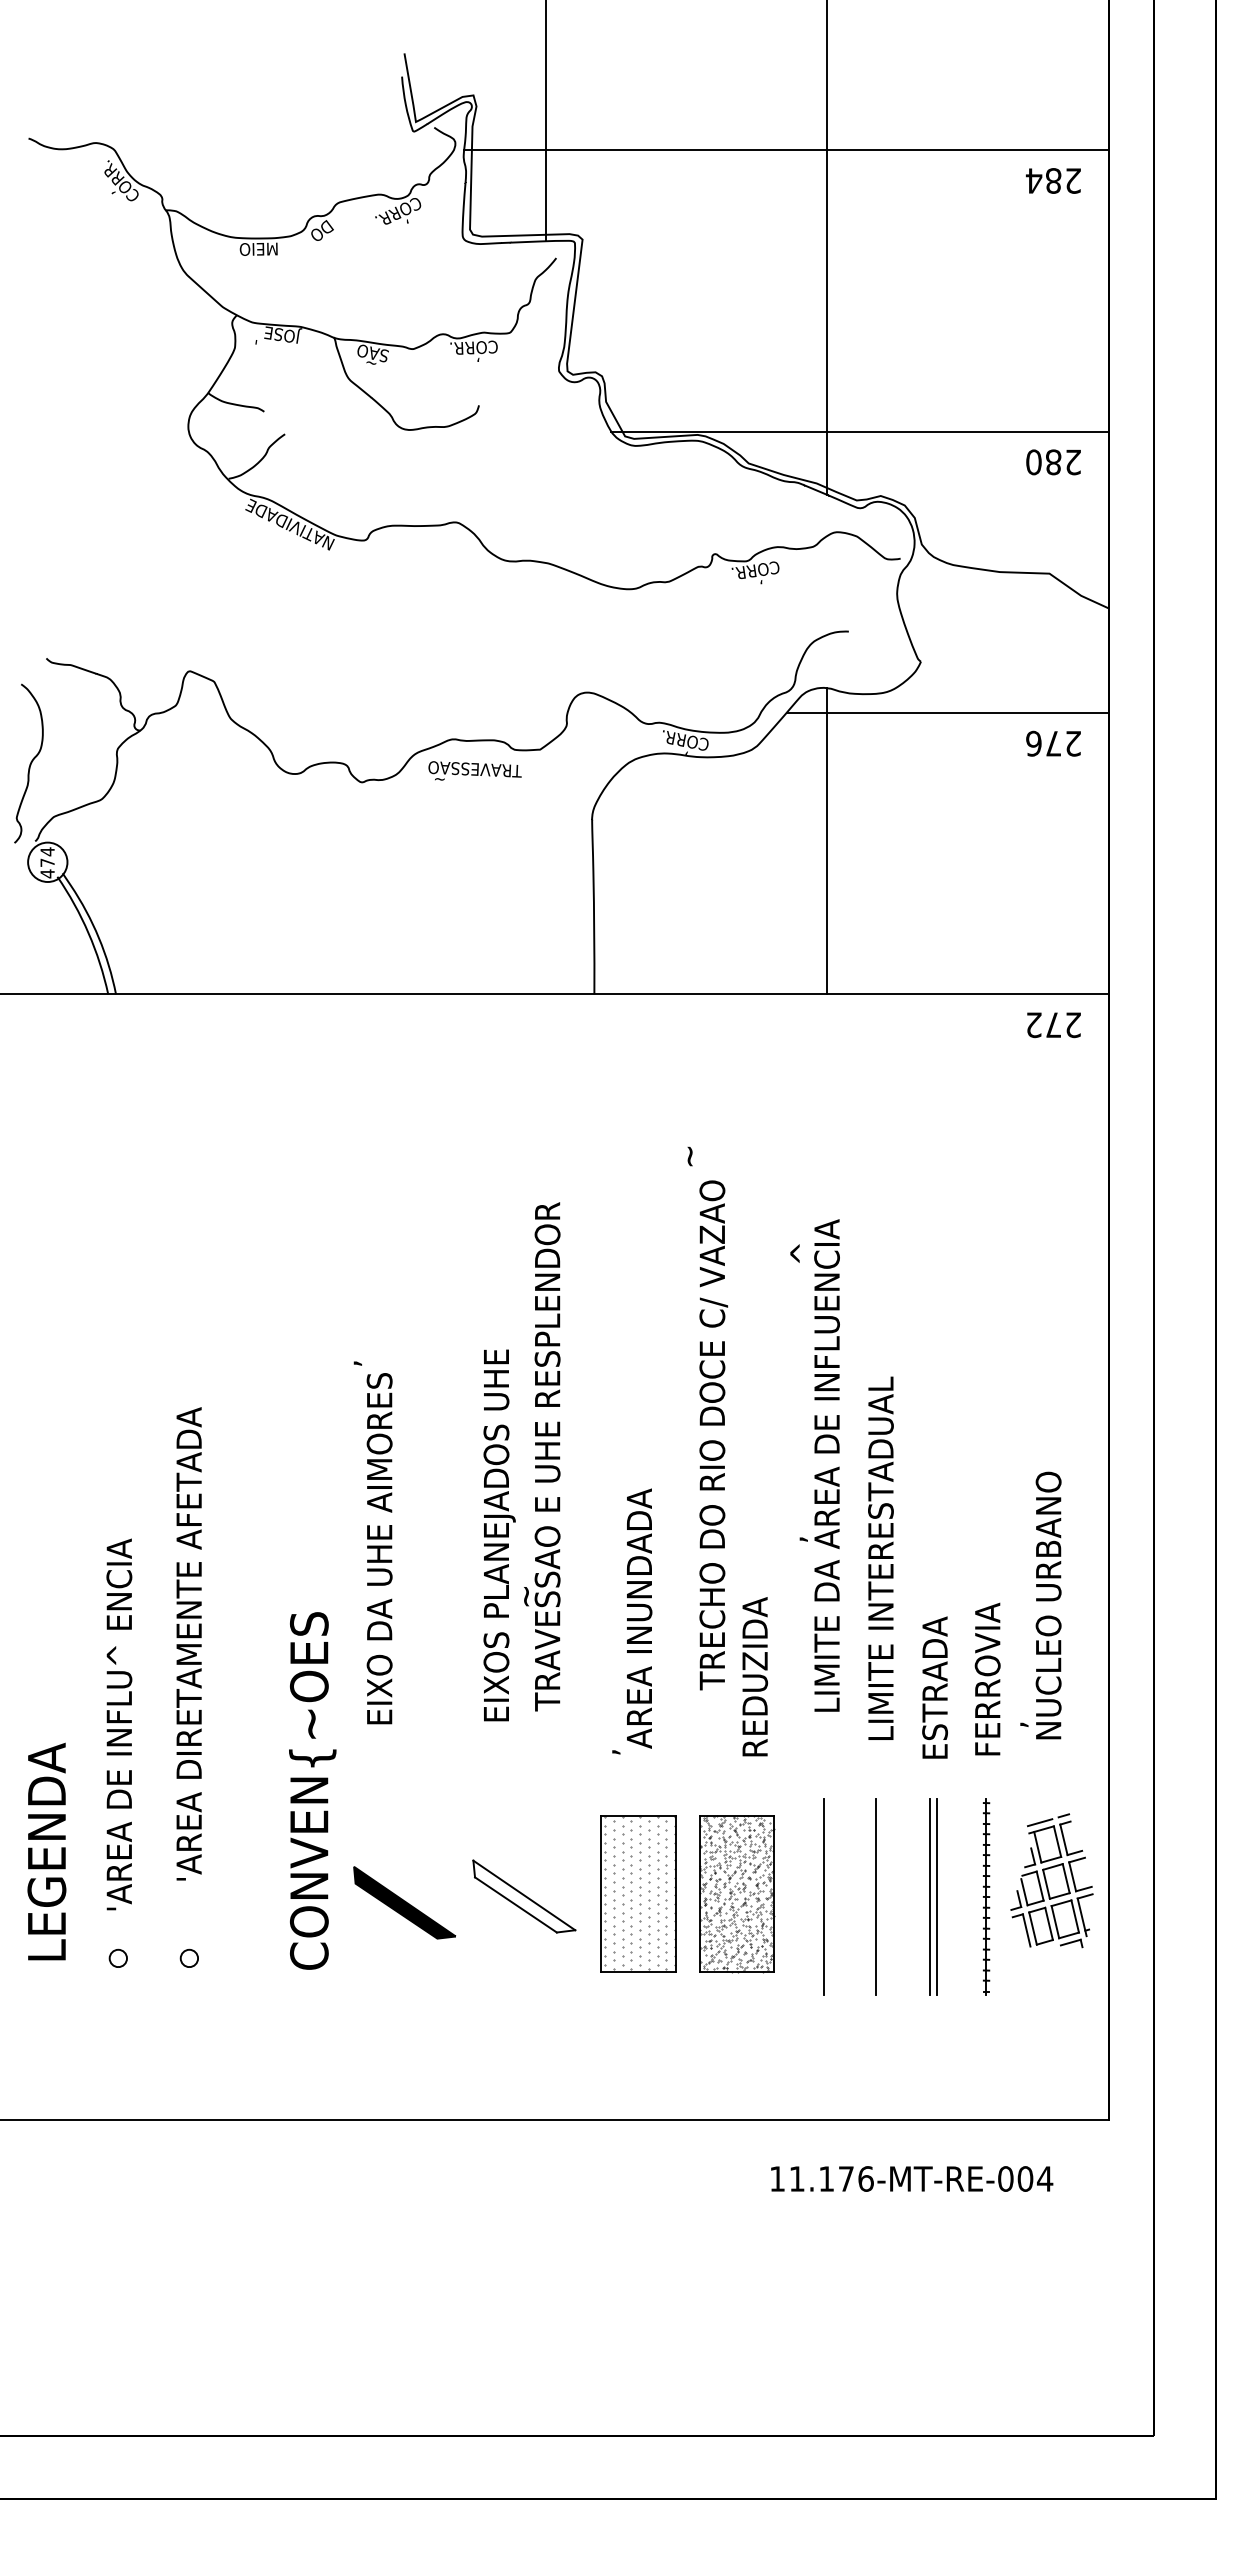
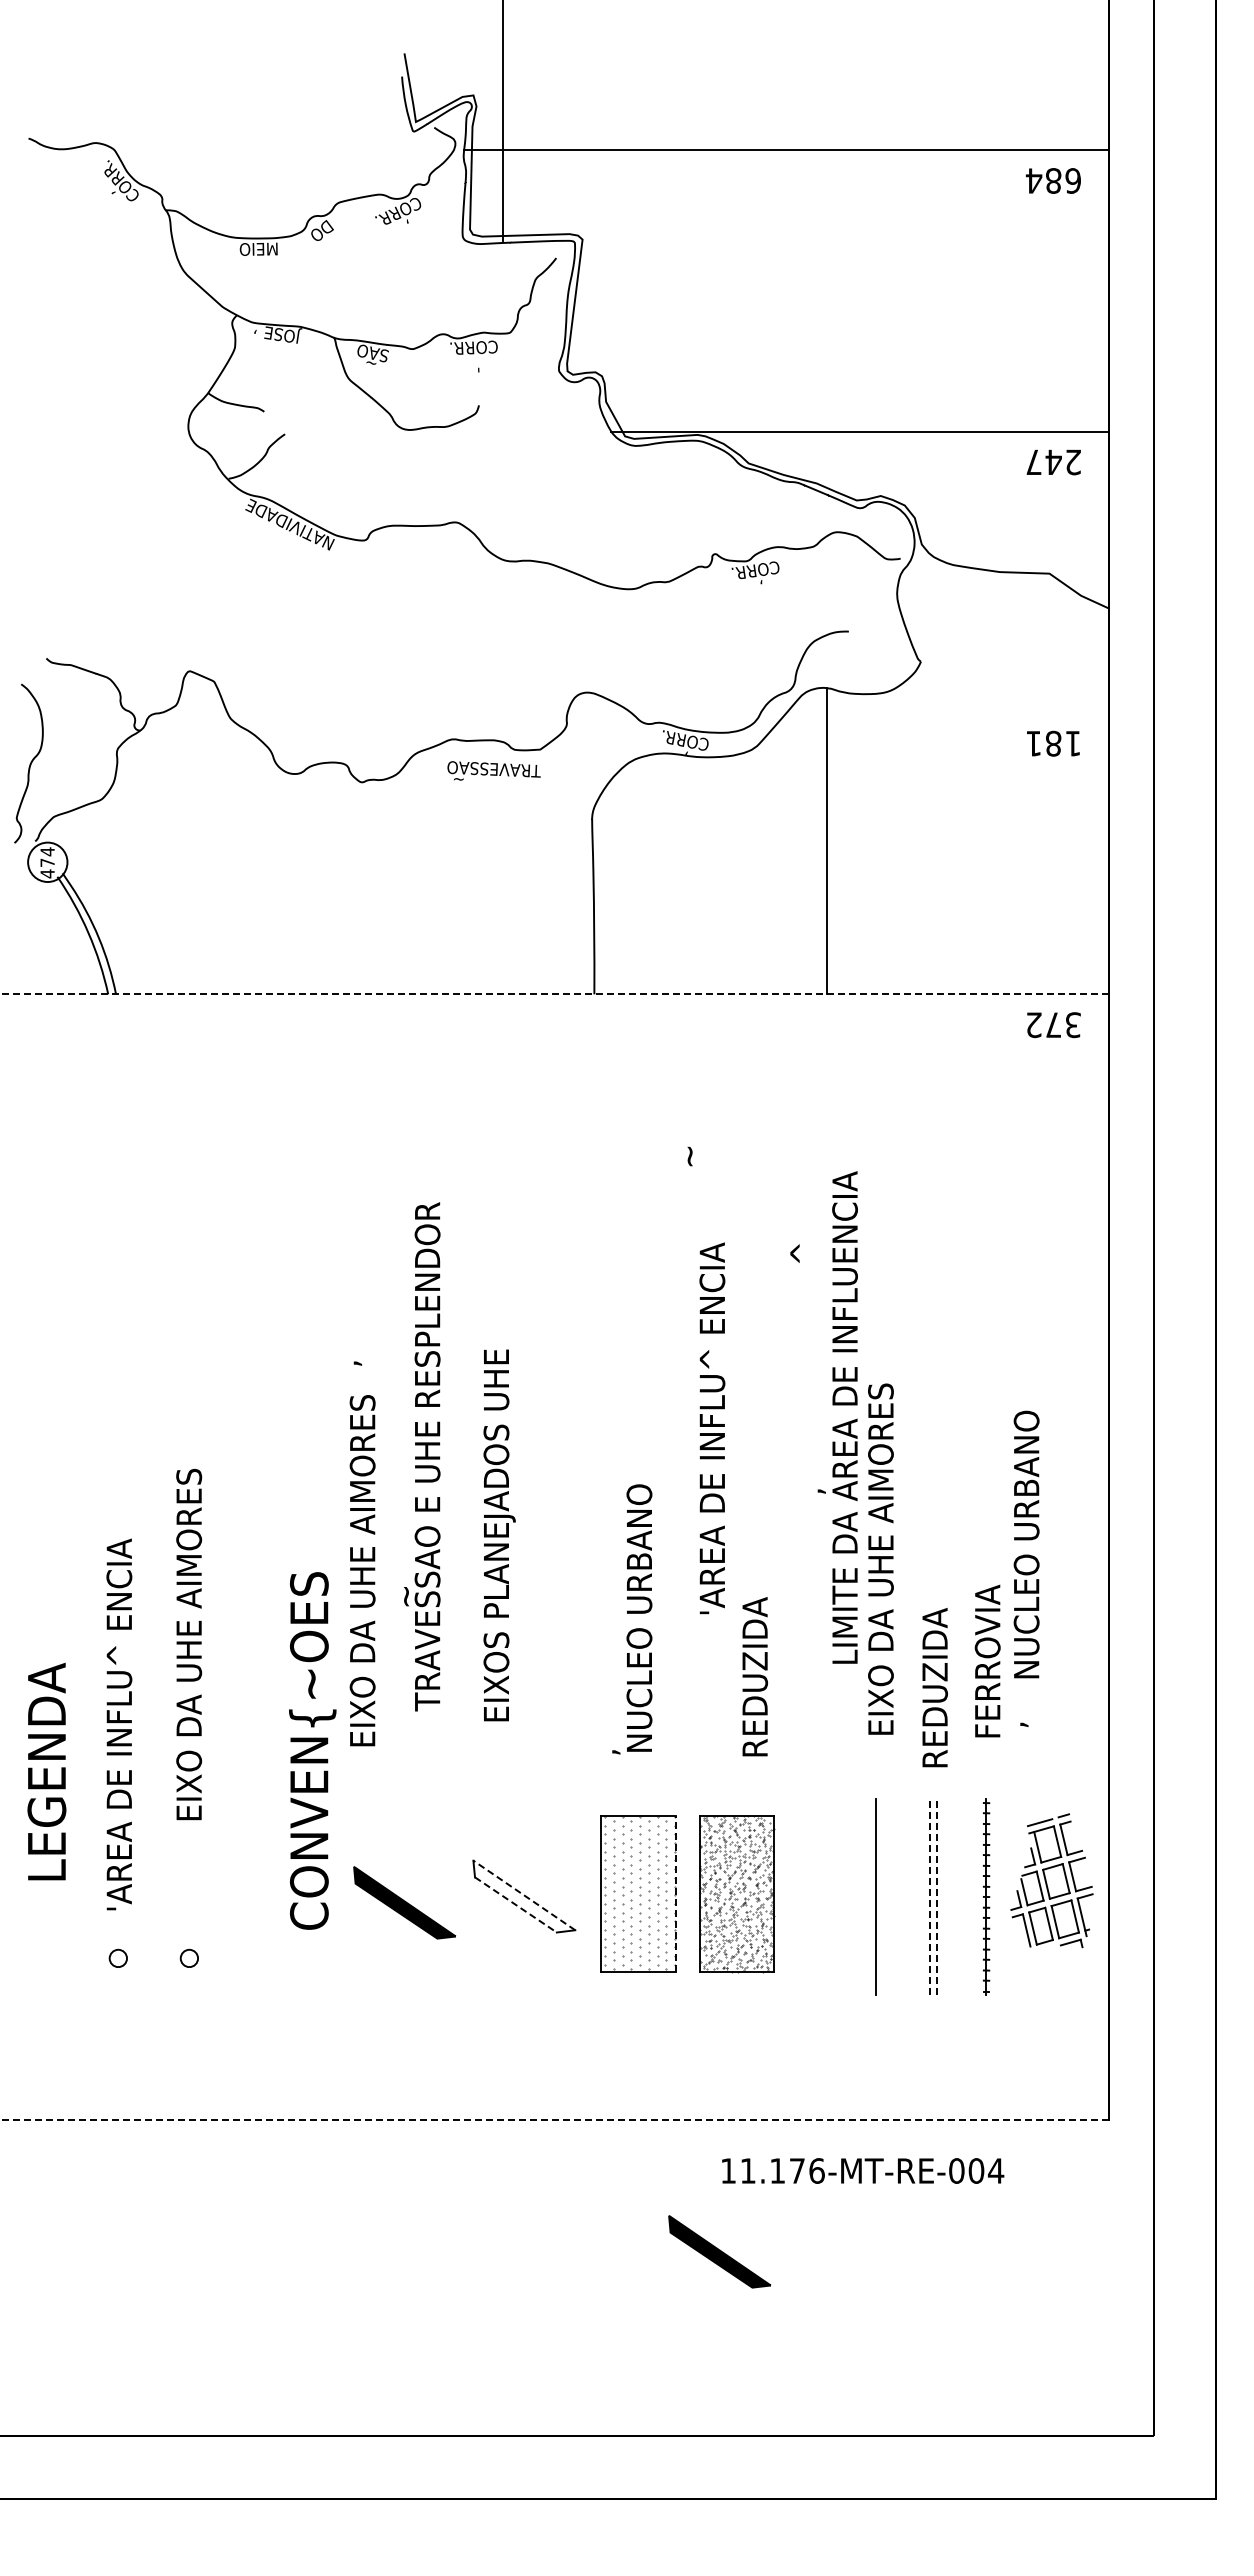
line position: (545, 121) -> (502, 121) (502, 121)
text: 284 -> 684 (1072, 180)
line: present -> none (827, 248)
text: ' -> , (255, 336)
text: , -> ' (478, 364)
text: 280 -> 247 (1043, 462)
line: present -> none (947, 712)
text: 276 -> 181 (1053, 743)
text position: (474, 770) -> (493, 770) (493, 770)
line: solid -> dashed (553, 994)
text: 272 -> 372 (1073, 1024)
text: TRECHO DO RIO DOCE C/ VAZAO -> 'AREA DE INFLU^  ENCIA (713, 1435)
text position: (542, 1456) -> (422, 1456) (422, 1456)
text position: (819, 1465) -> (837, 1417) (837, 1417)
text position: (379, 1548) -> (362, 1570) (362, 1570)
text: LIMITE INTERESTADUAL -> EIXO DA UHE AIMORES (880, 1557)
text position: (1048, 1605) -> (1026, 1544) (1026, 1544)
text: AREA INUNDADA -> NUCLEO URBANO (639, 1617)
text: 'AREA DIRETAMENTE AFETADA -> EIXO DA UHE AIMORES (189, 1643)
text position: (987, 1678) -> (987, 1660) (987, 1660)
text: ESTRADA -> REDUZIDA (934, 1687)
text position: (312, 1790) -> (312, 1750) (312, 1750)
text position: (46, 1851) -> (46, 1771) (46, 1771)
line: solid -> dashed (675, 1893)
line: solid -> dashed (524, 1895)
line: present -> none (823, 1896)
line: solid -> dashed (930, 1896)
line: solid -> dashed (936, 1896)
line: solid -> dashed (516, 1905)
line: solid -> dashed (554, 2119)
text position: (912, 2178) -> (863, 2170) (863, 2170)
part: none -> present (719, 2251)
